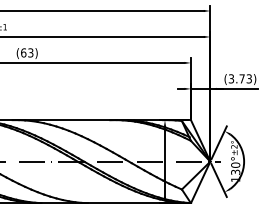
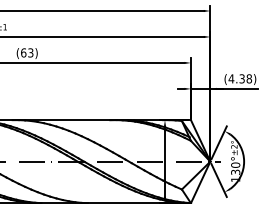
text: (3.73) -> (4.38) (239, 78)
